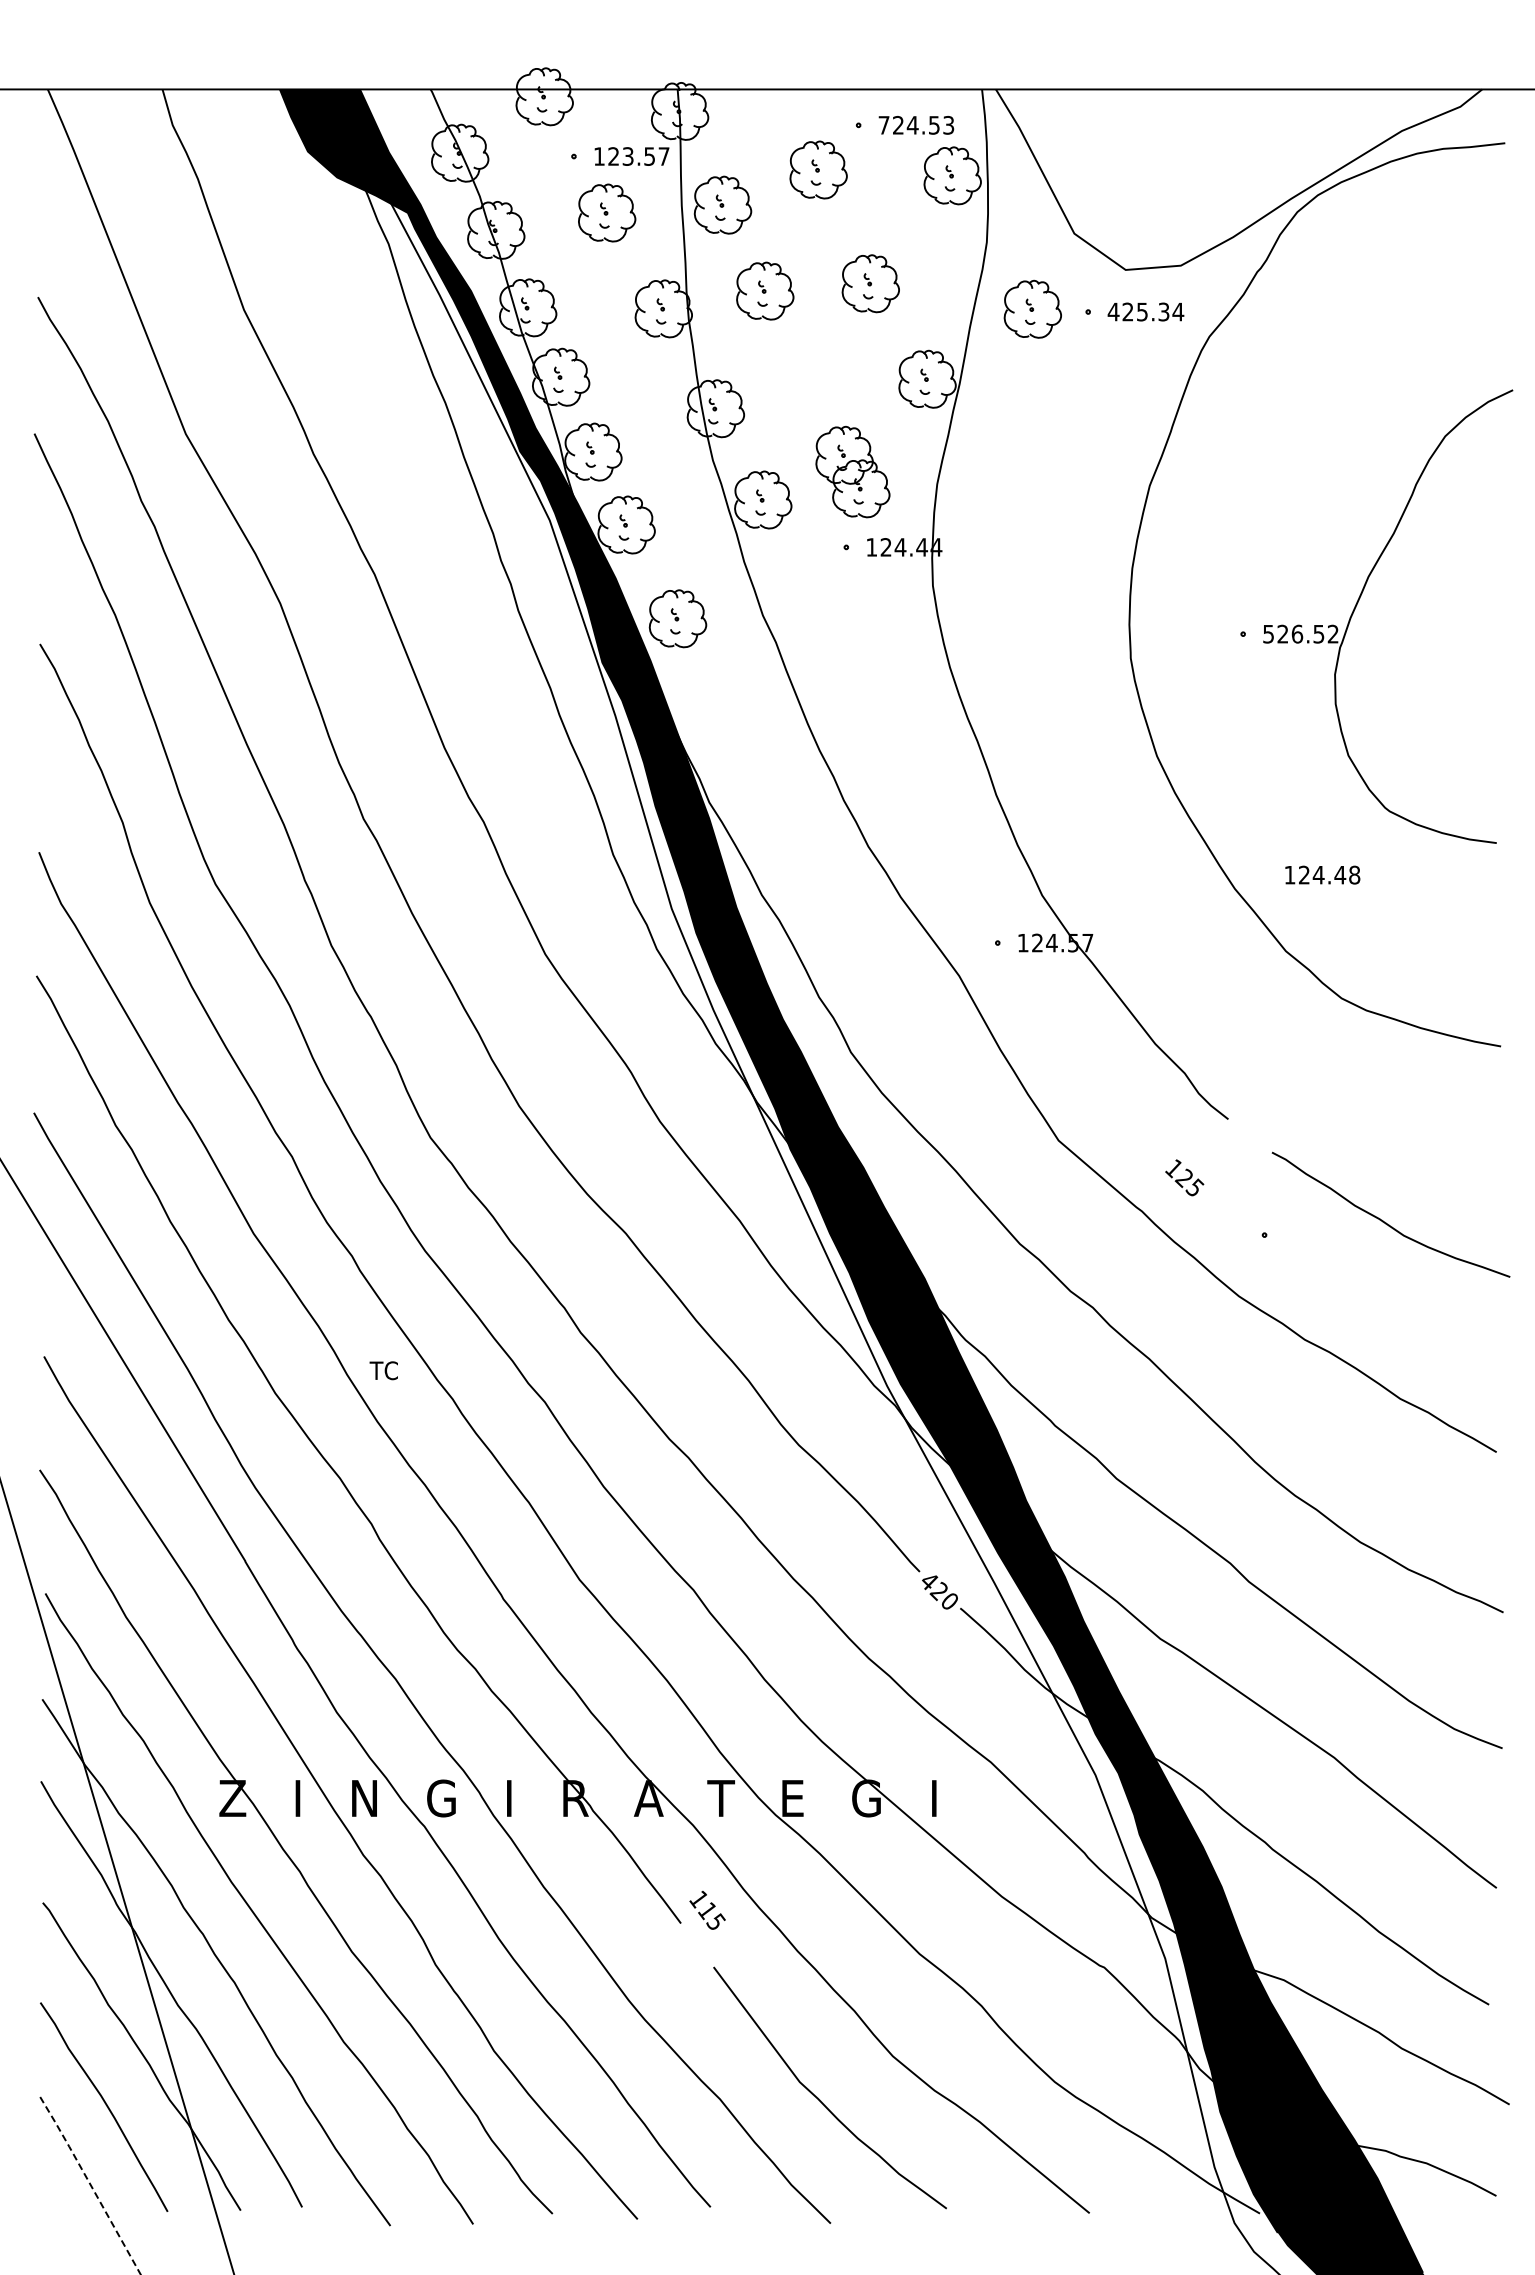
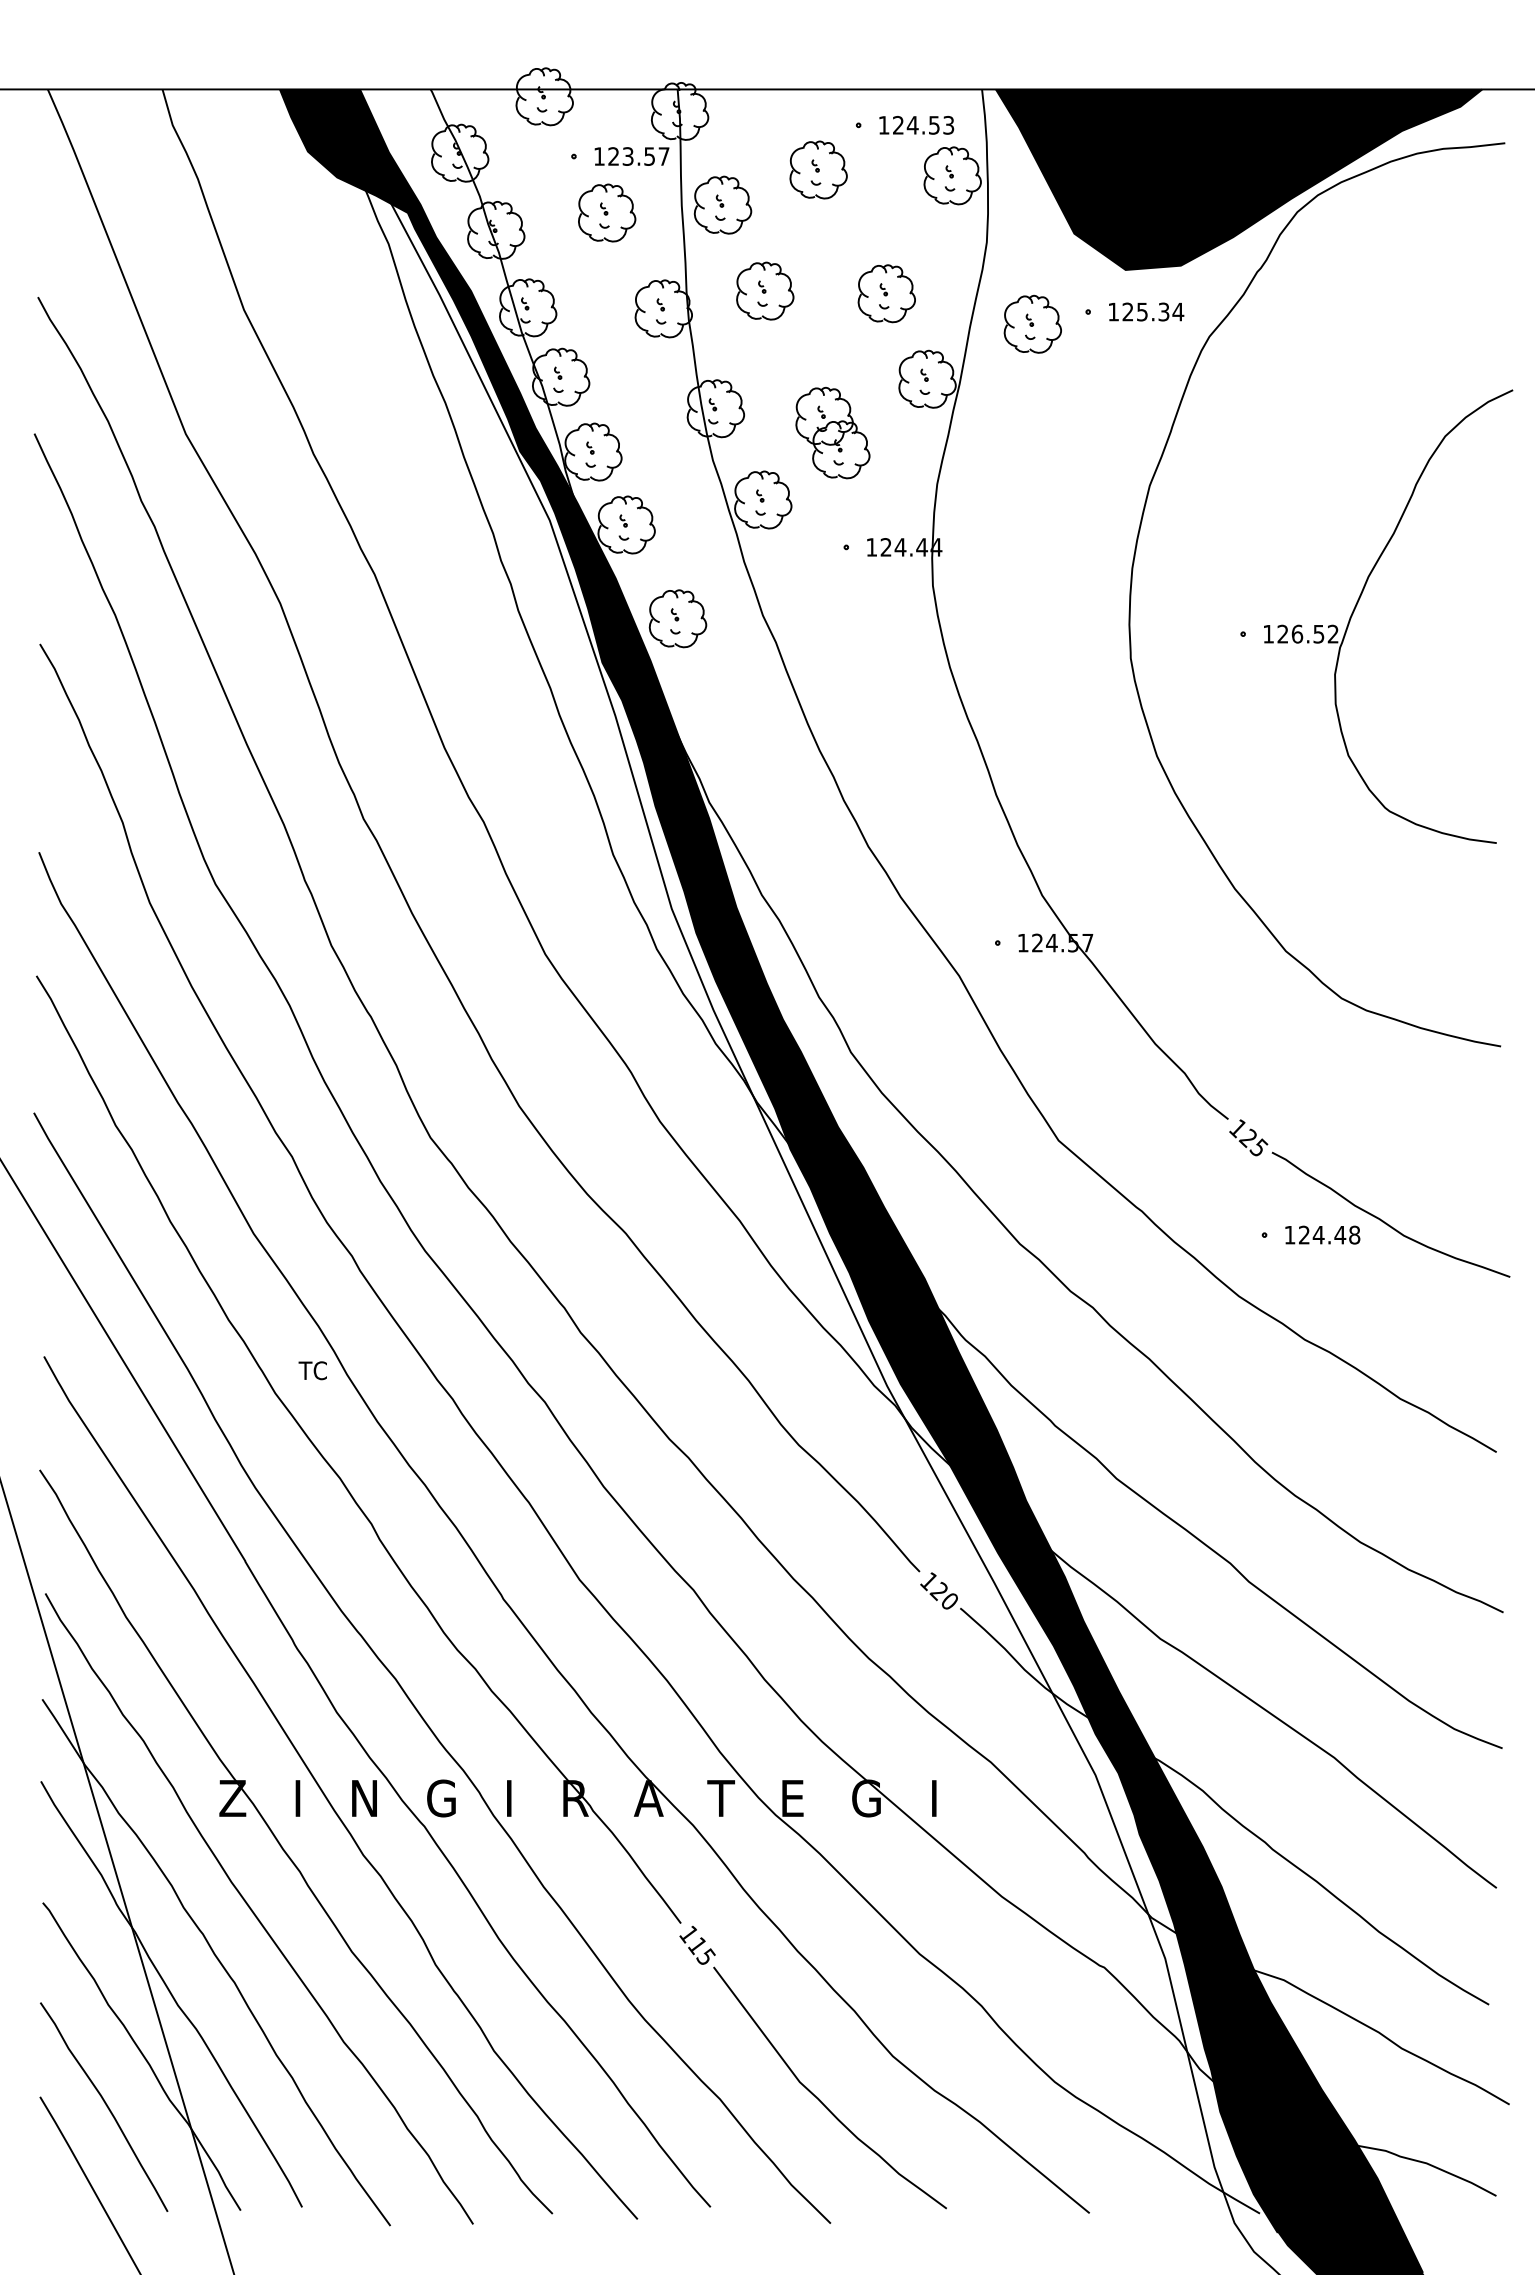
text: 724.53 -> 124.53 (883, 125)
fill: none -> present (1238, 179)
part position: (870, 283) -> (886, 293) (886, 293)
part position: (1032, 308) -> (1032, 323) (1032, 323)
text: 425.34 -> 125.34 (1113, 311)
part position: (852, 472) -> (832, 433) (832, 433)
text: 526.52 -> 126.52 (1268, 634)
text position: (1322, 874) -> (1322, 1234) (1322, 1234)
text position: (1184, 1177) -> (1248, 1137) (1248, 1137)
text position: (383, 1370) -> (312, 1370) (312, 1370)
text: 420 -> 120 (929, 1581)
text position: (707, 1909) -> (697, 1944) (697, 1944)
line: dashed -> solid (90, 2184)
